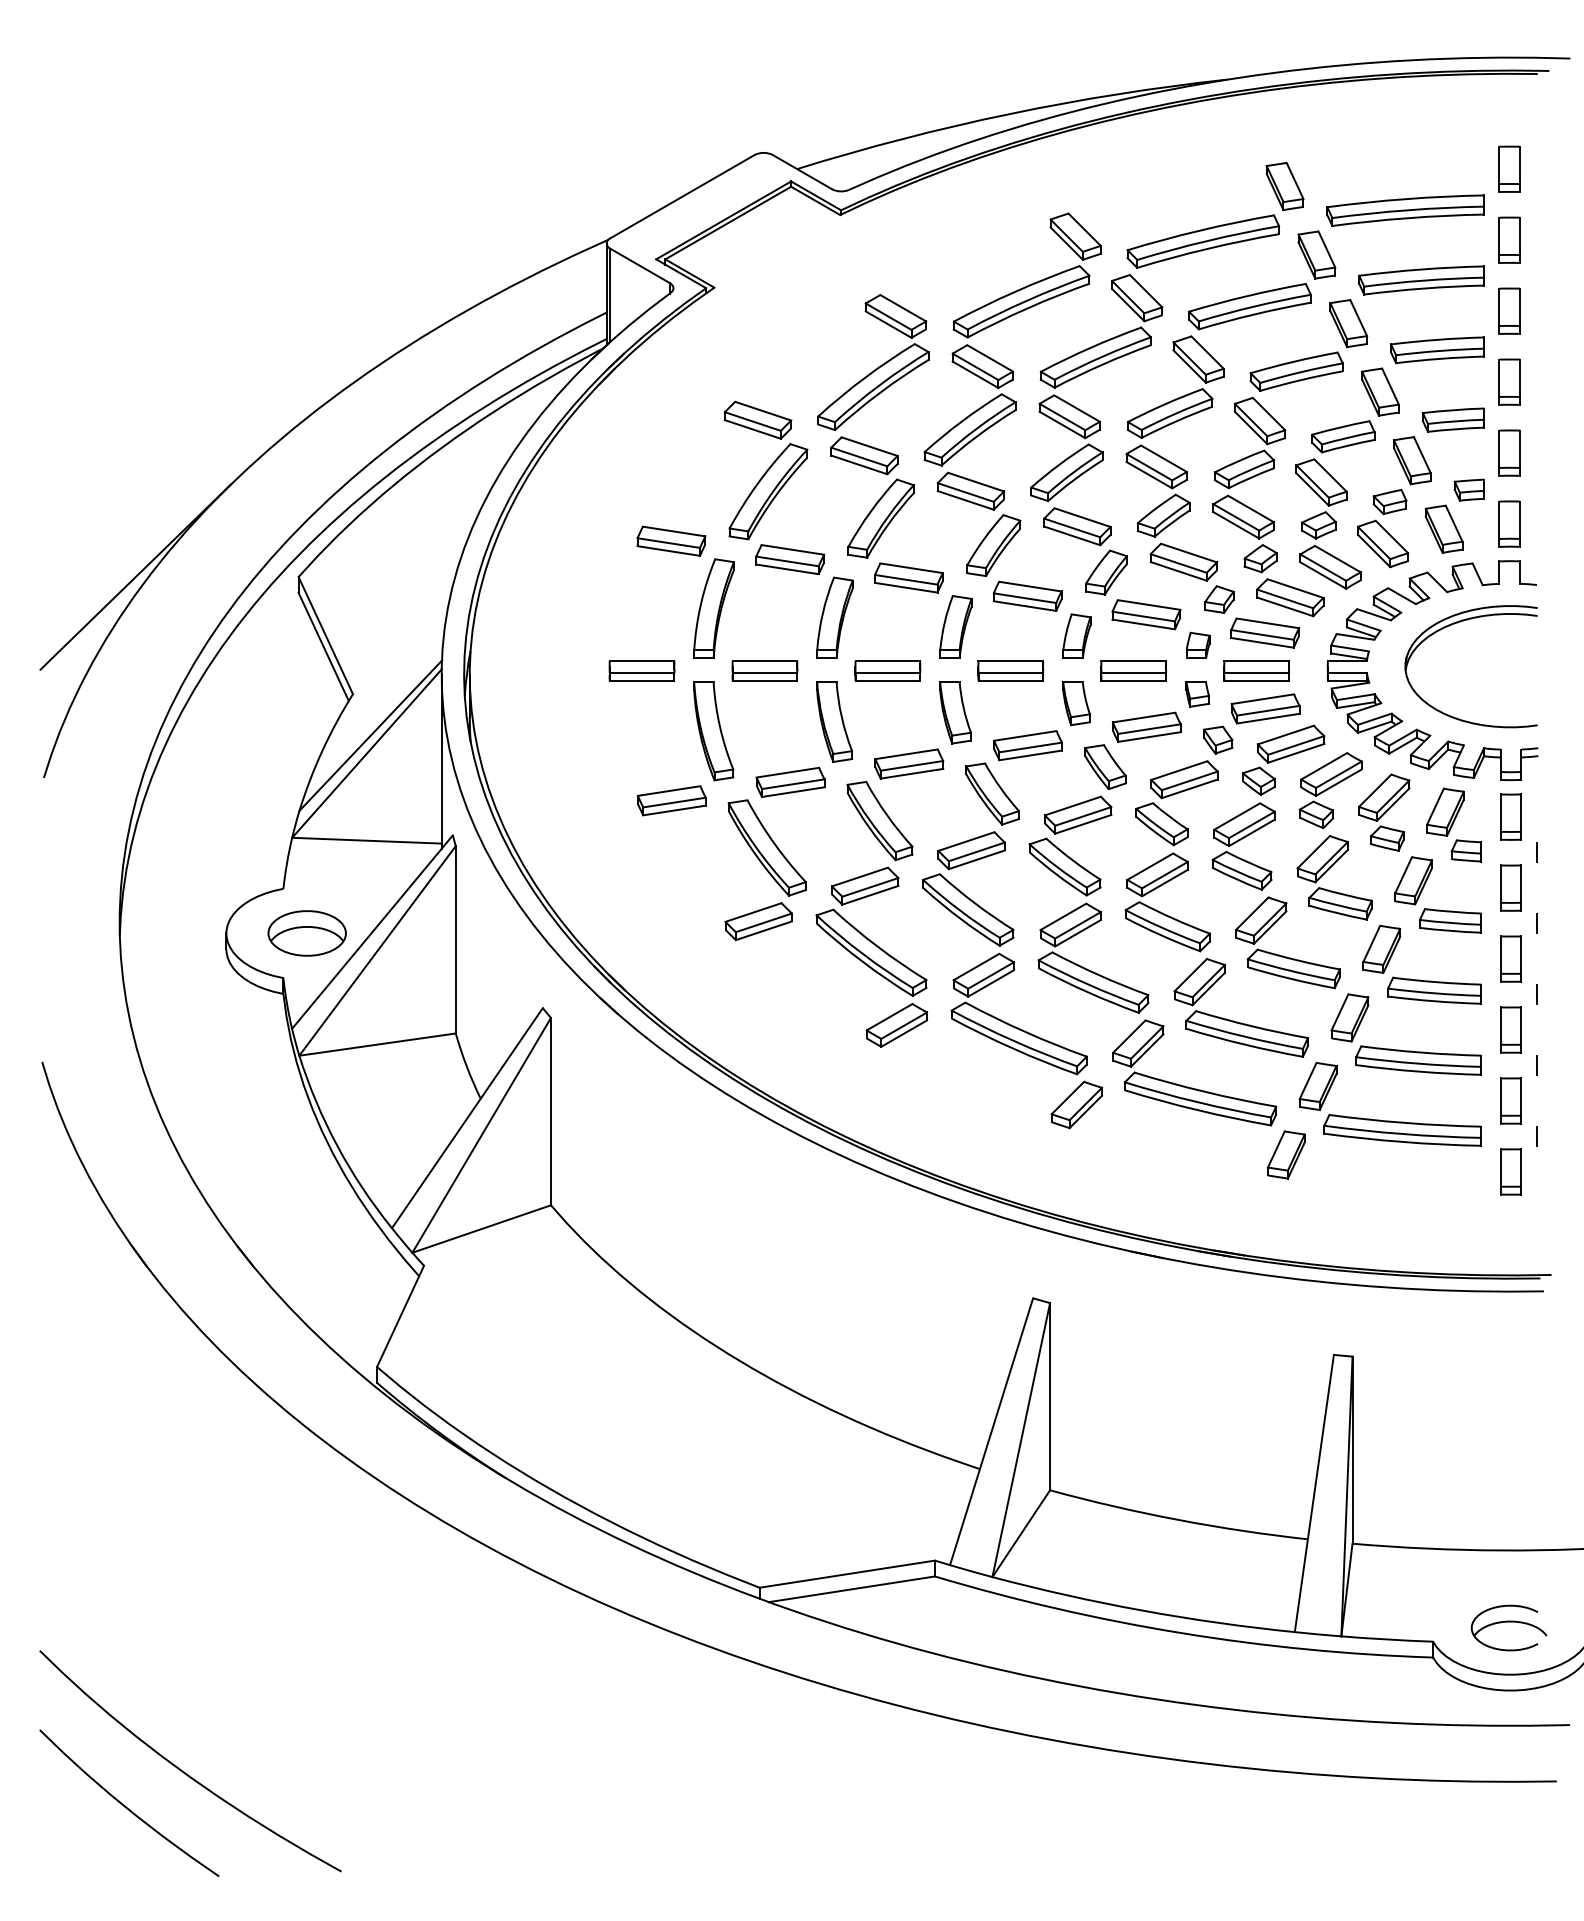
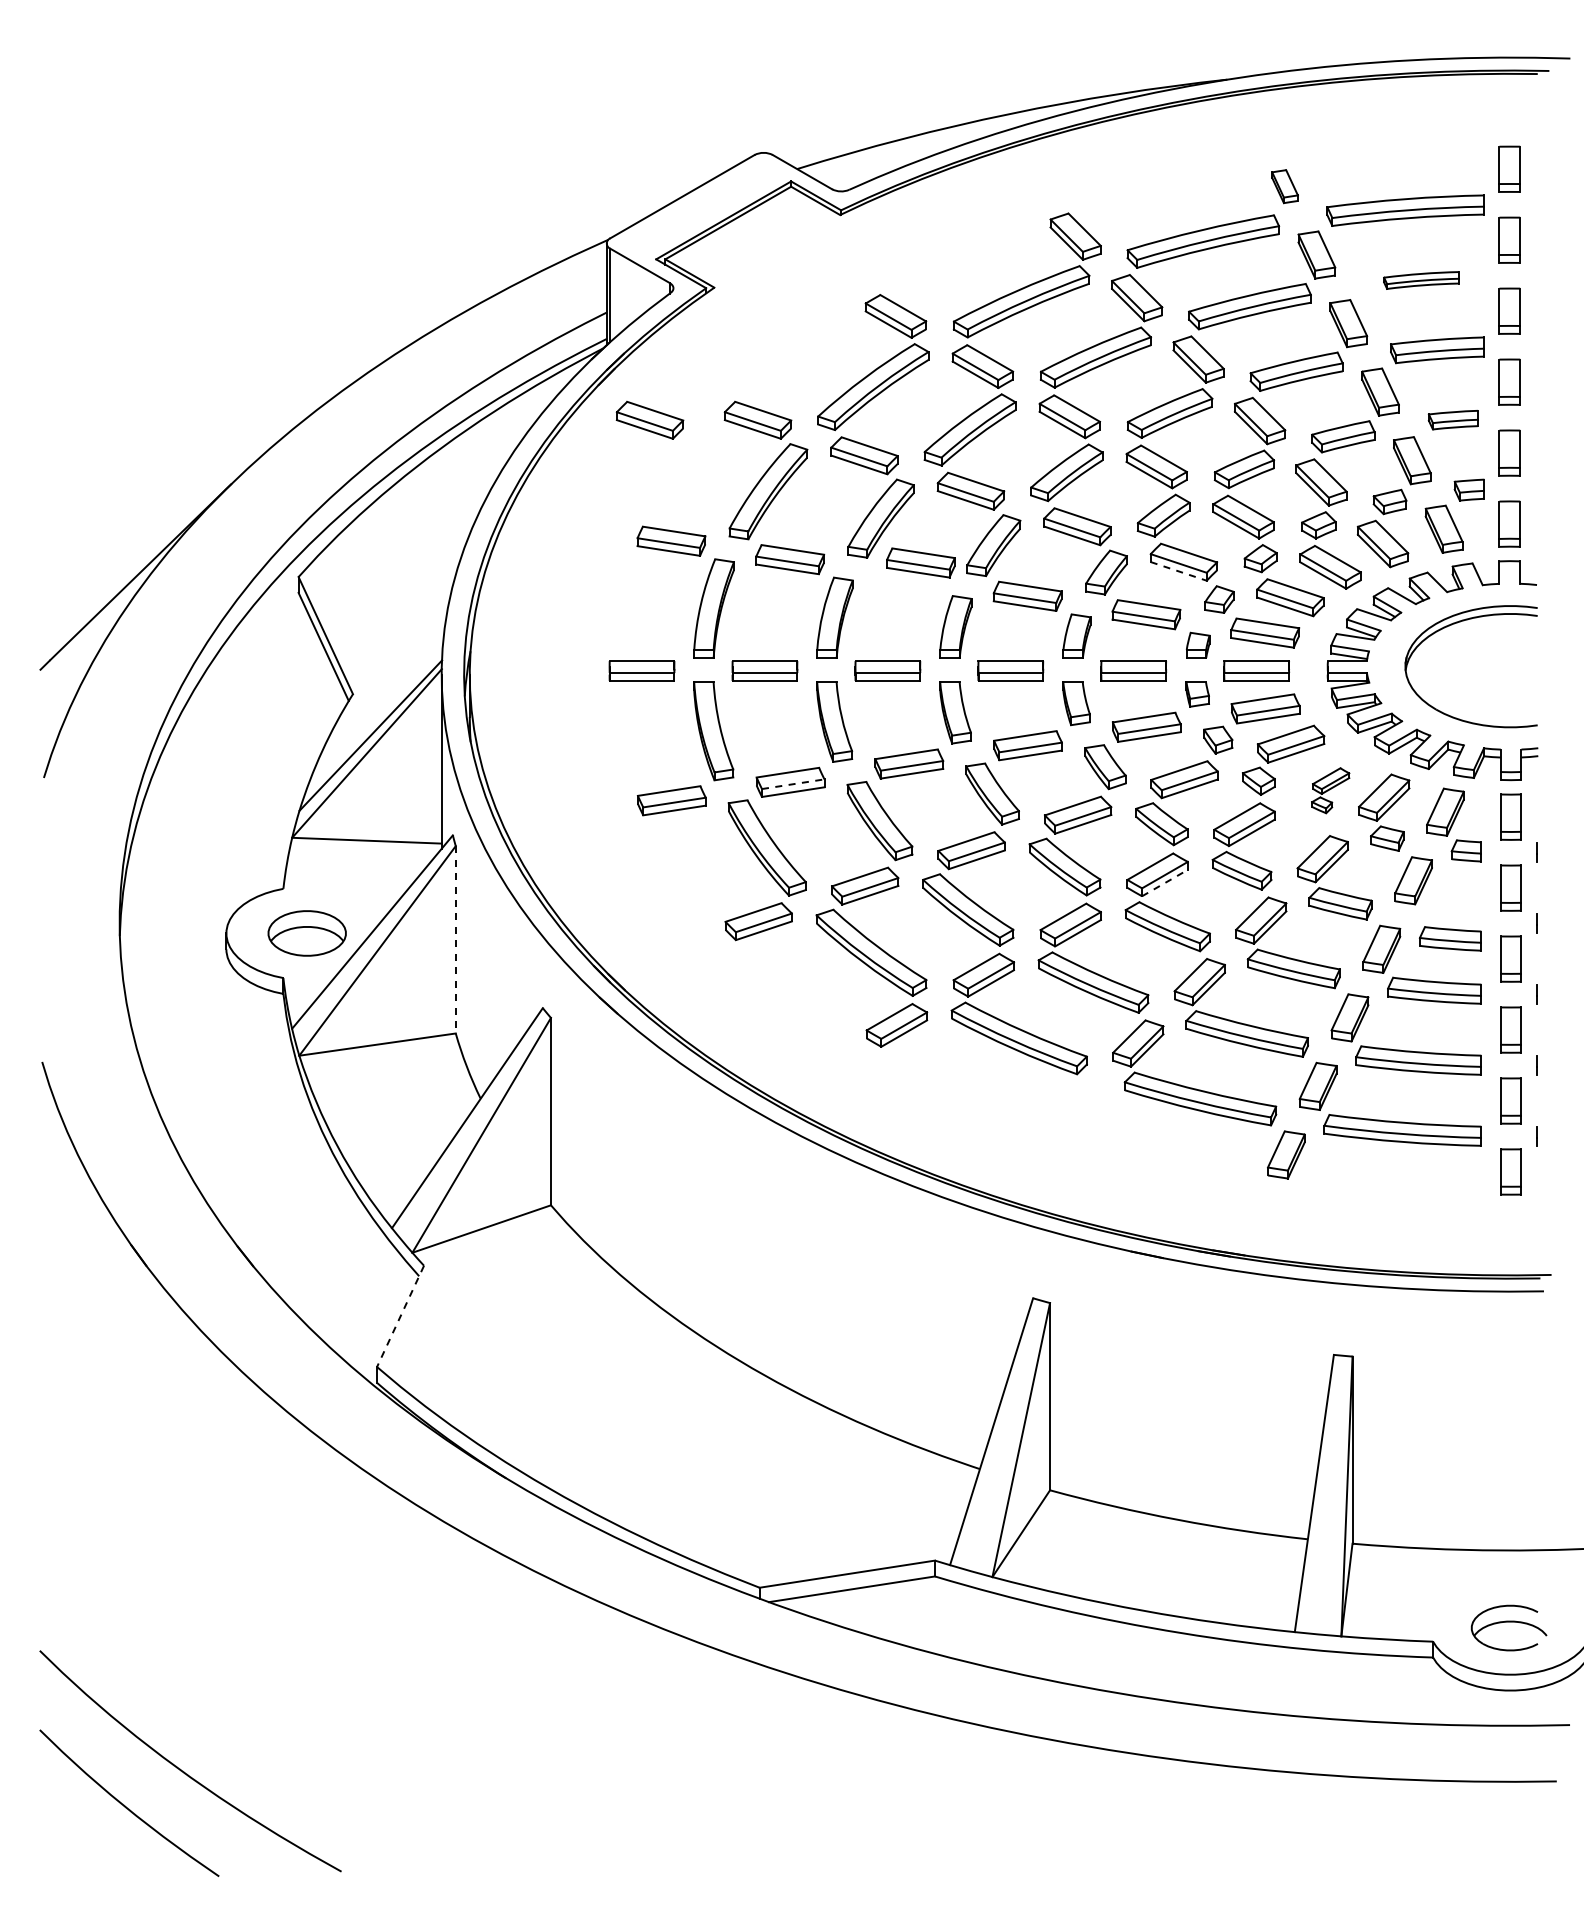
part size: 40x50 px -> 28x36 px (1284, 186)
part size: 127x31 px -> 77x19 px (1421, 280)
part: none -> present (649, 419)
part size: 64x26 px -> 52x22 px (1452, 419)
line: solid -> dashed (1178, 571)
part position: (908, 577) -> (920, 562) (920, 562)
line: solid -> dashed (793, 784)
part size: 65x78 px -> 40x48 px (1330, 790)
line: solid -> dashed (1165, 882)
part position: (1449, 920) -> (1449, 938) (1449, 938)
line: solid -> dashed (455, 939)
part: present -> none (1076, 1104)
line: solid -> dashed (400, 1316)
